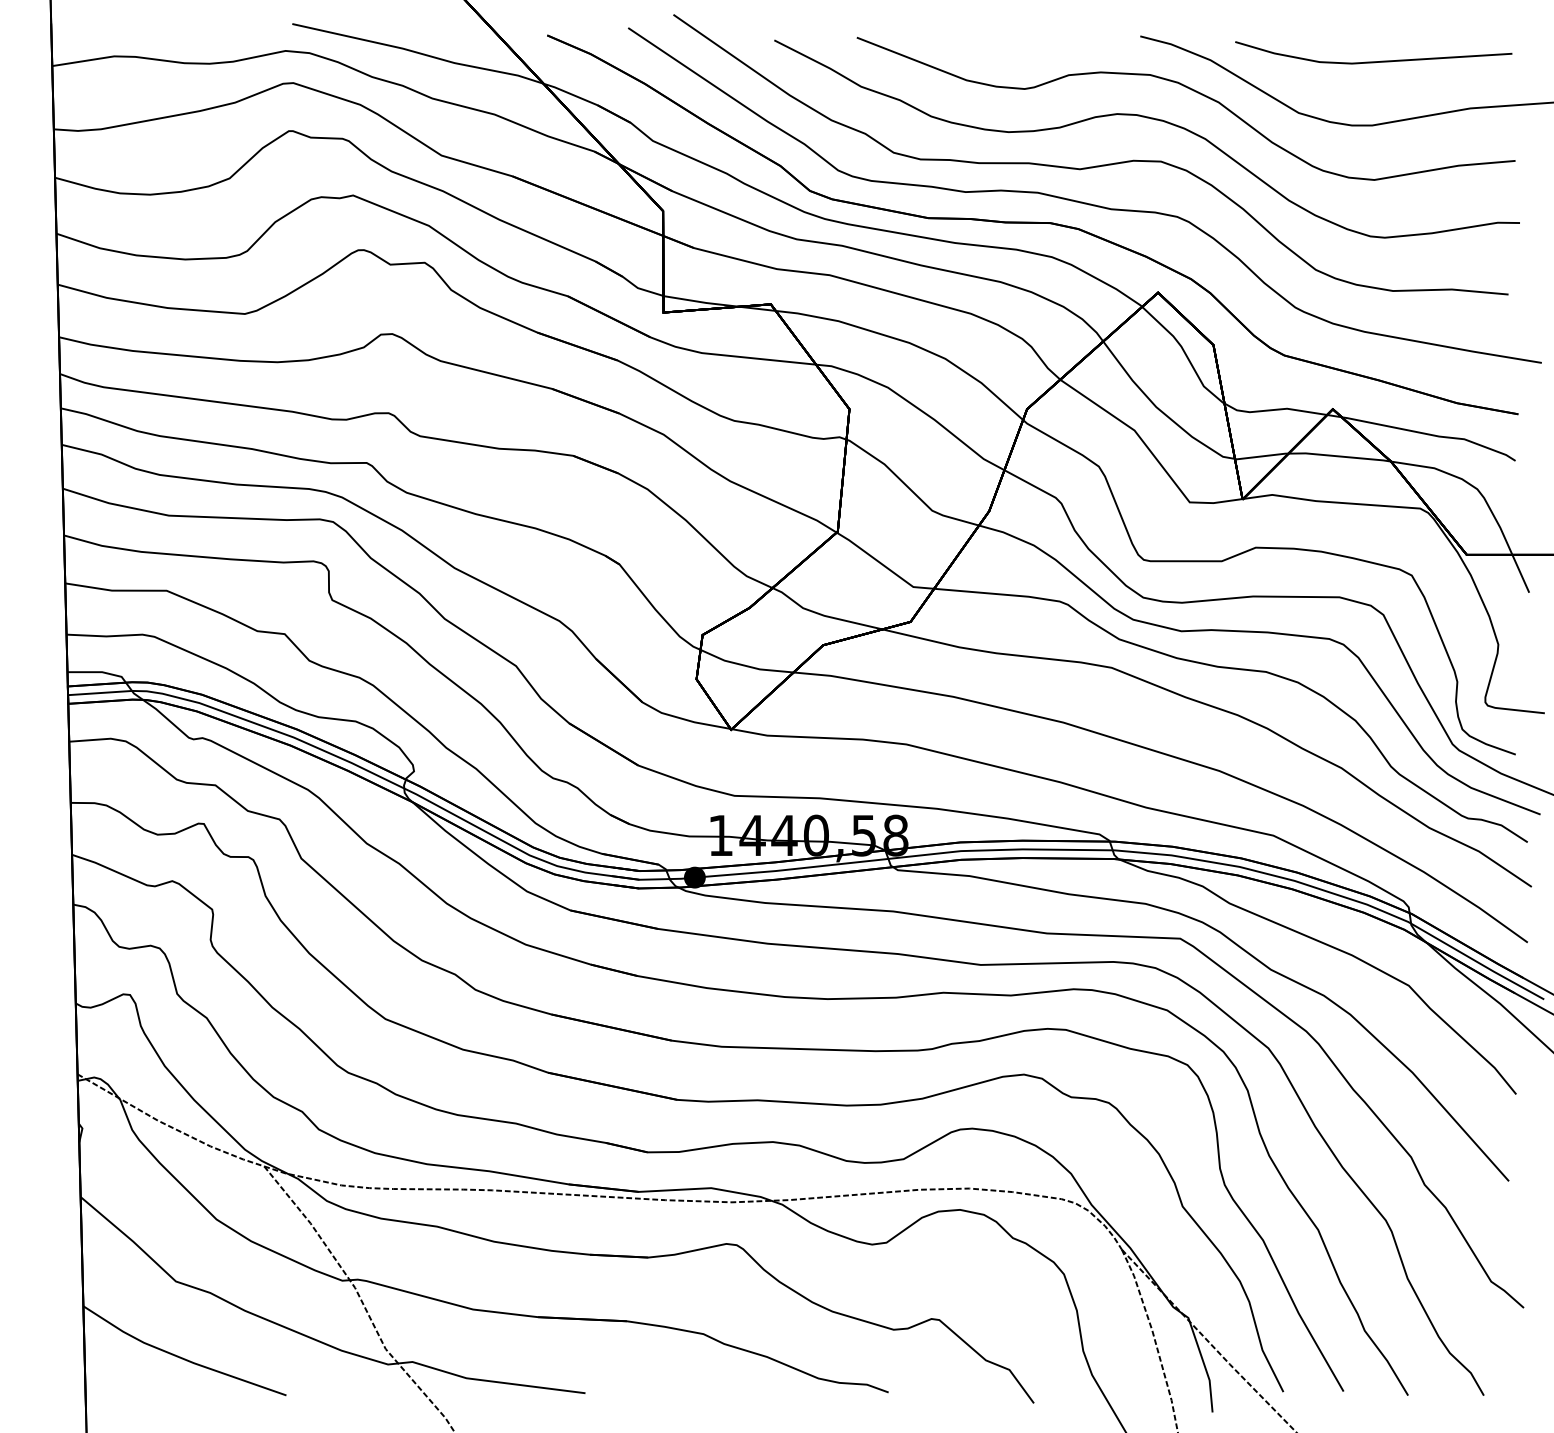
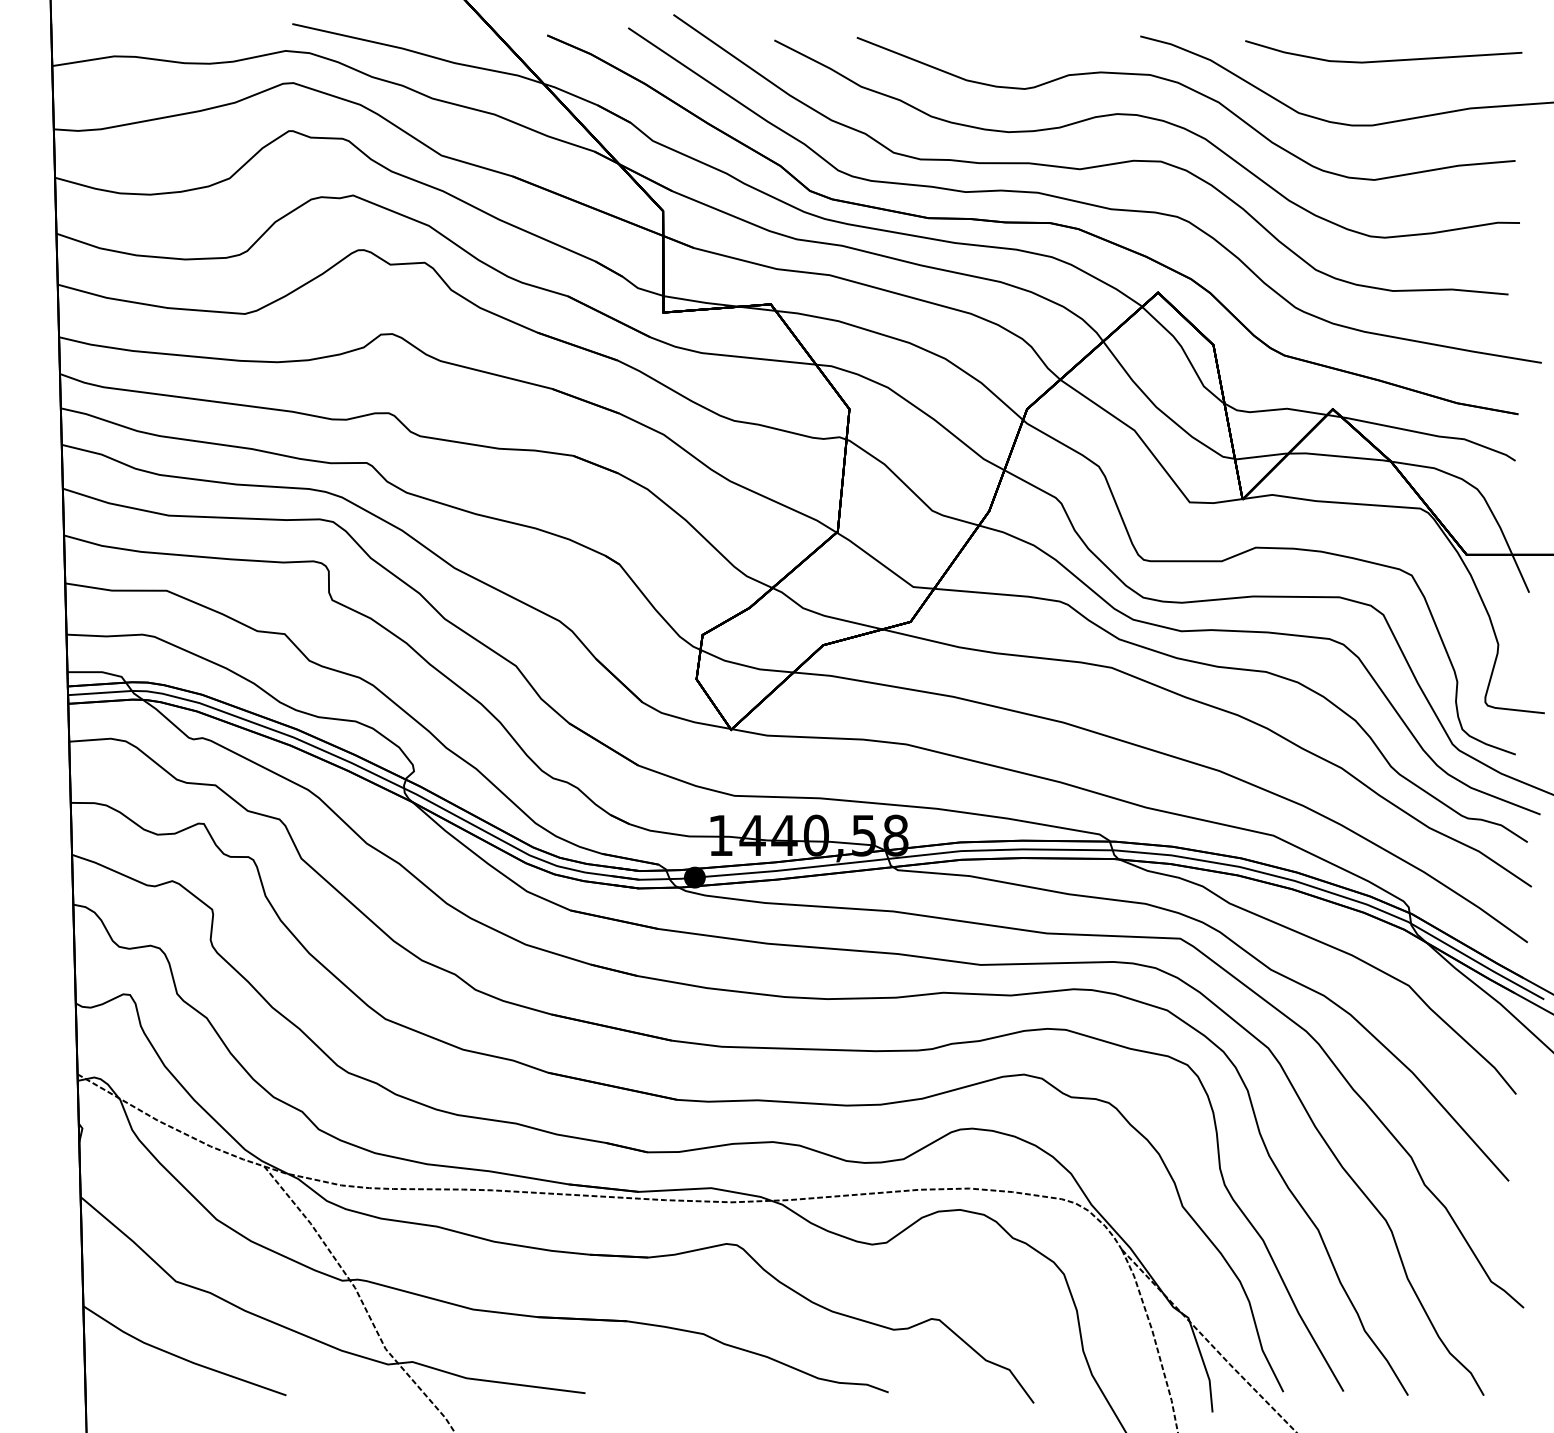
part position: (1373, 61) -> (1383, 60) (1383, 60)
